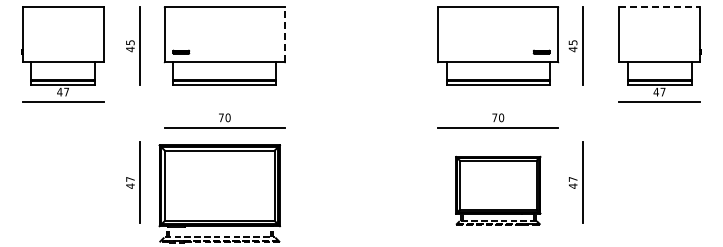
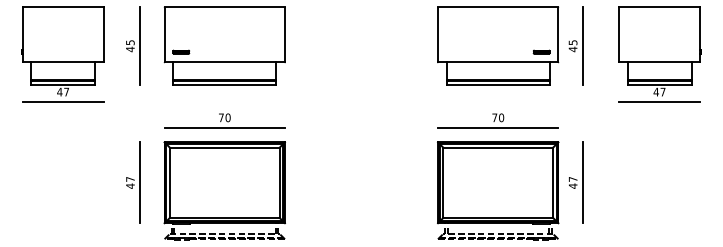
line: dashed -> solid (660, 7)
line: dashed -> solid (284, 34)
part size: 87x71 px -> 123x100 px (498, 190)
part position: (219, 193) -> (224, 190) (224, 190)
